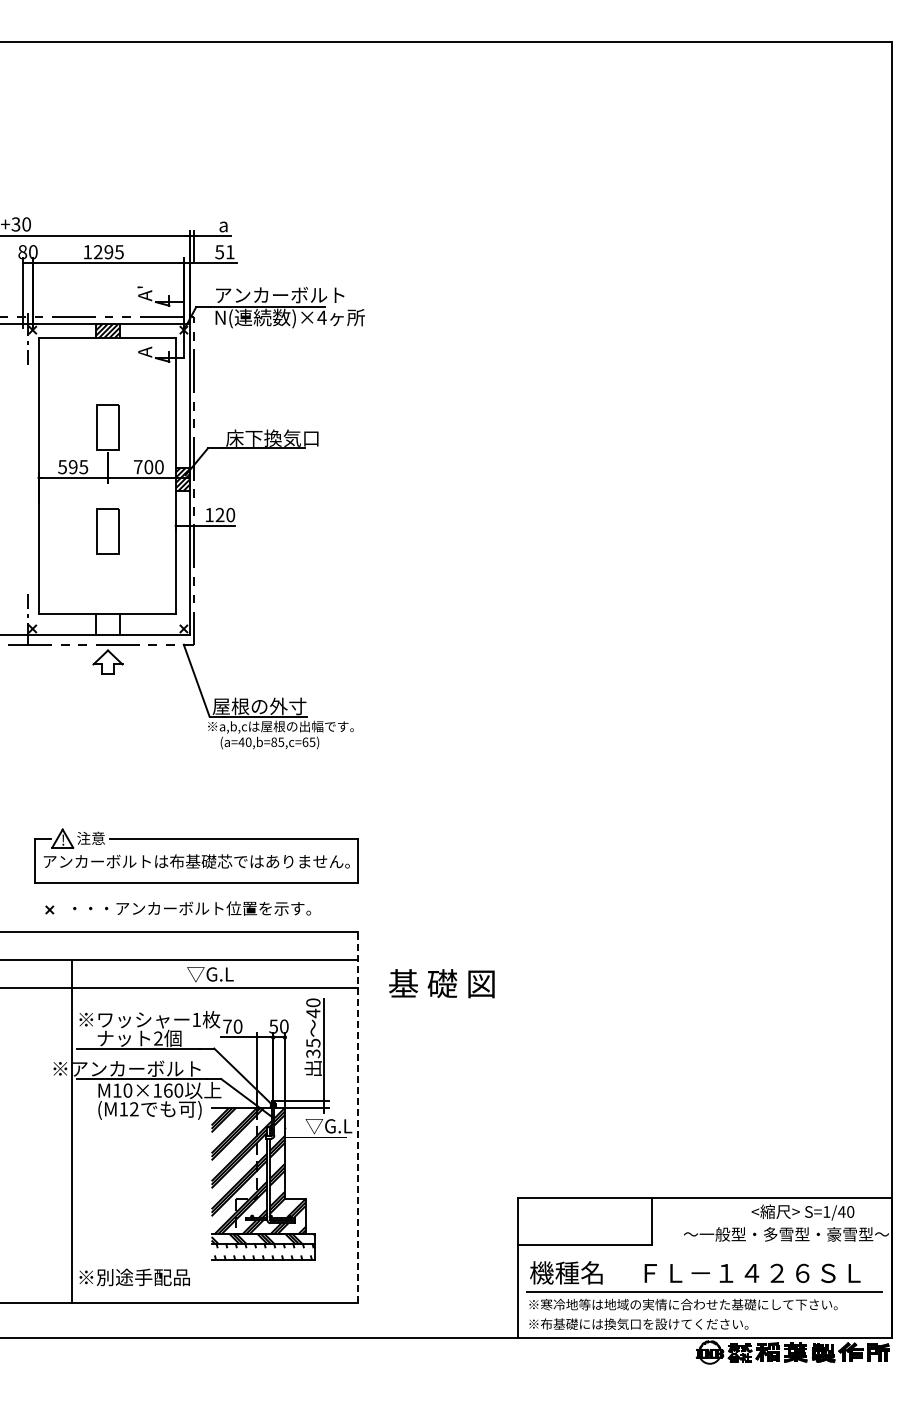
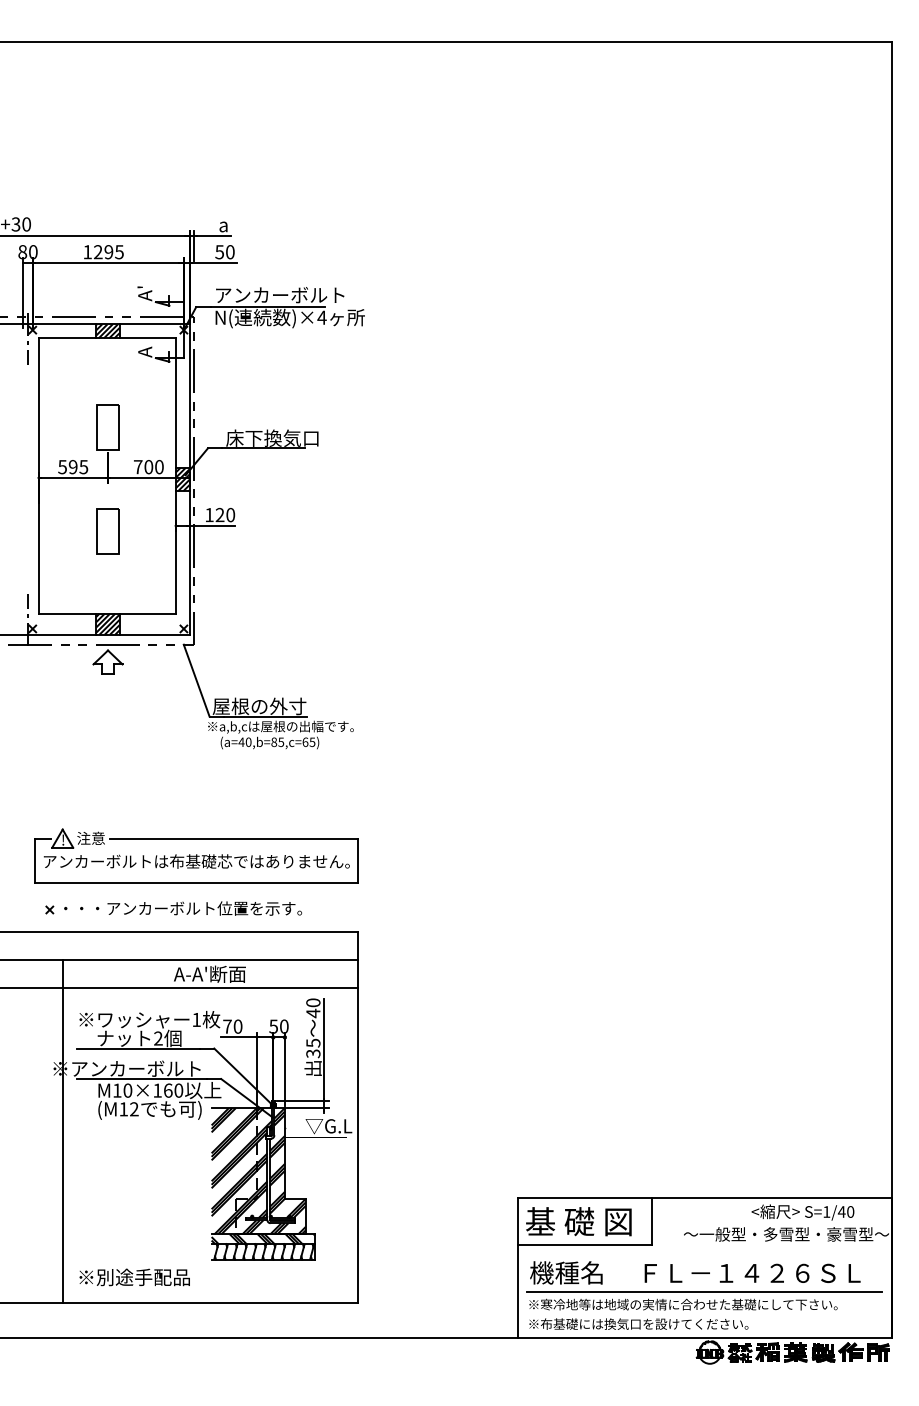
text: 51 -> 50 (230, 252)
hatch: none -> present (107, 623)
text position: (191, 908) -> (182, 908) (182, 908)
text: ▽G.L -> A-A'断面 (209, 973)
text position: (441, 983) -> (578, 1221) (578, 1221)
line: dashed -> solid (357, 1117)
line position: (71, 1131) -> (62, 1131) (62, 1131)
hatch: none -> present (264, 1251)
